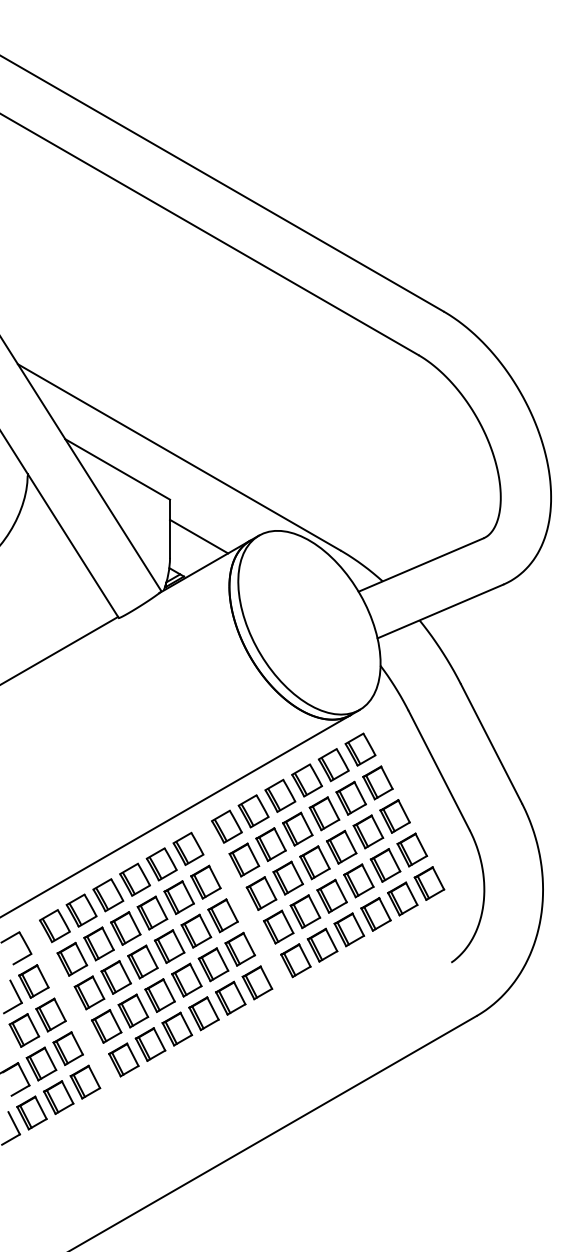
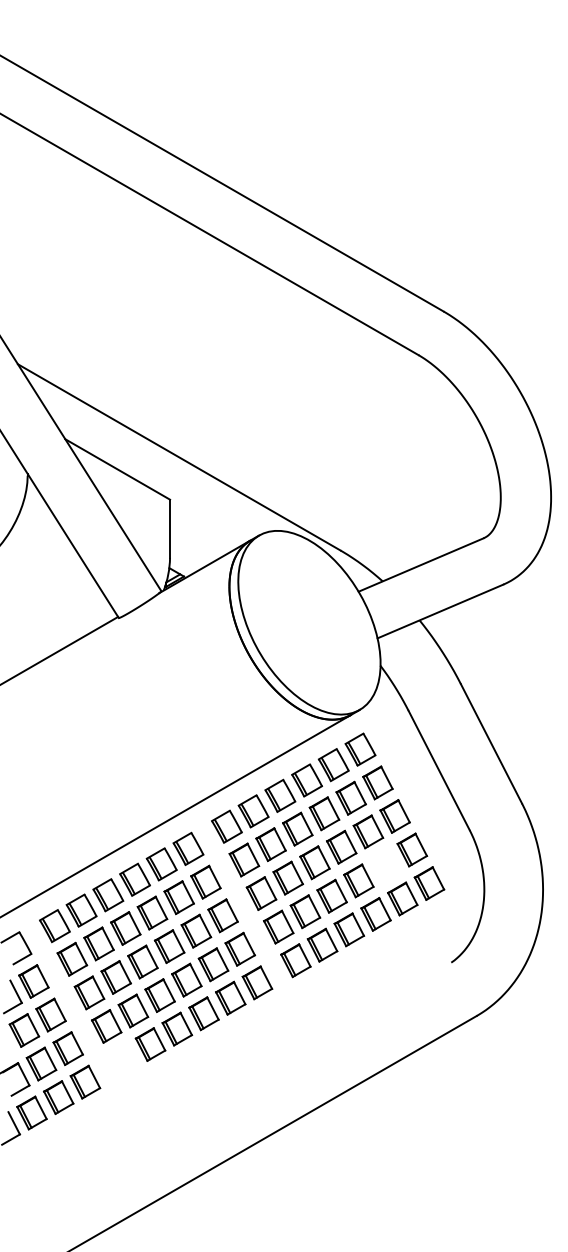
line: present -> none (199, 536)
part: present -> none (385, 865)
part: present -> none (123, 1059)
